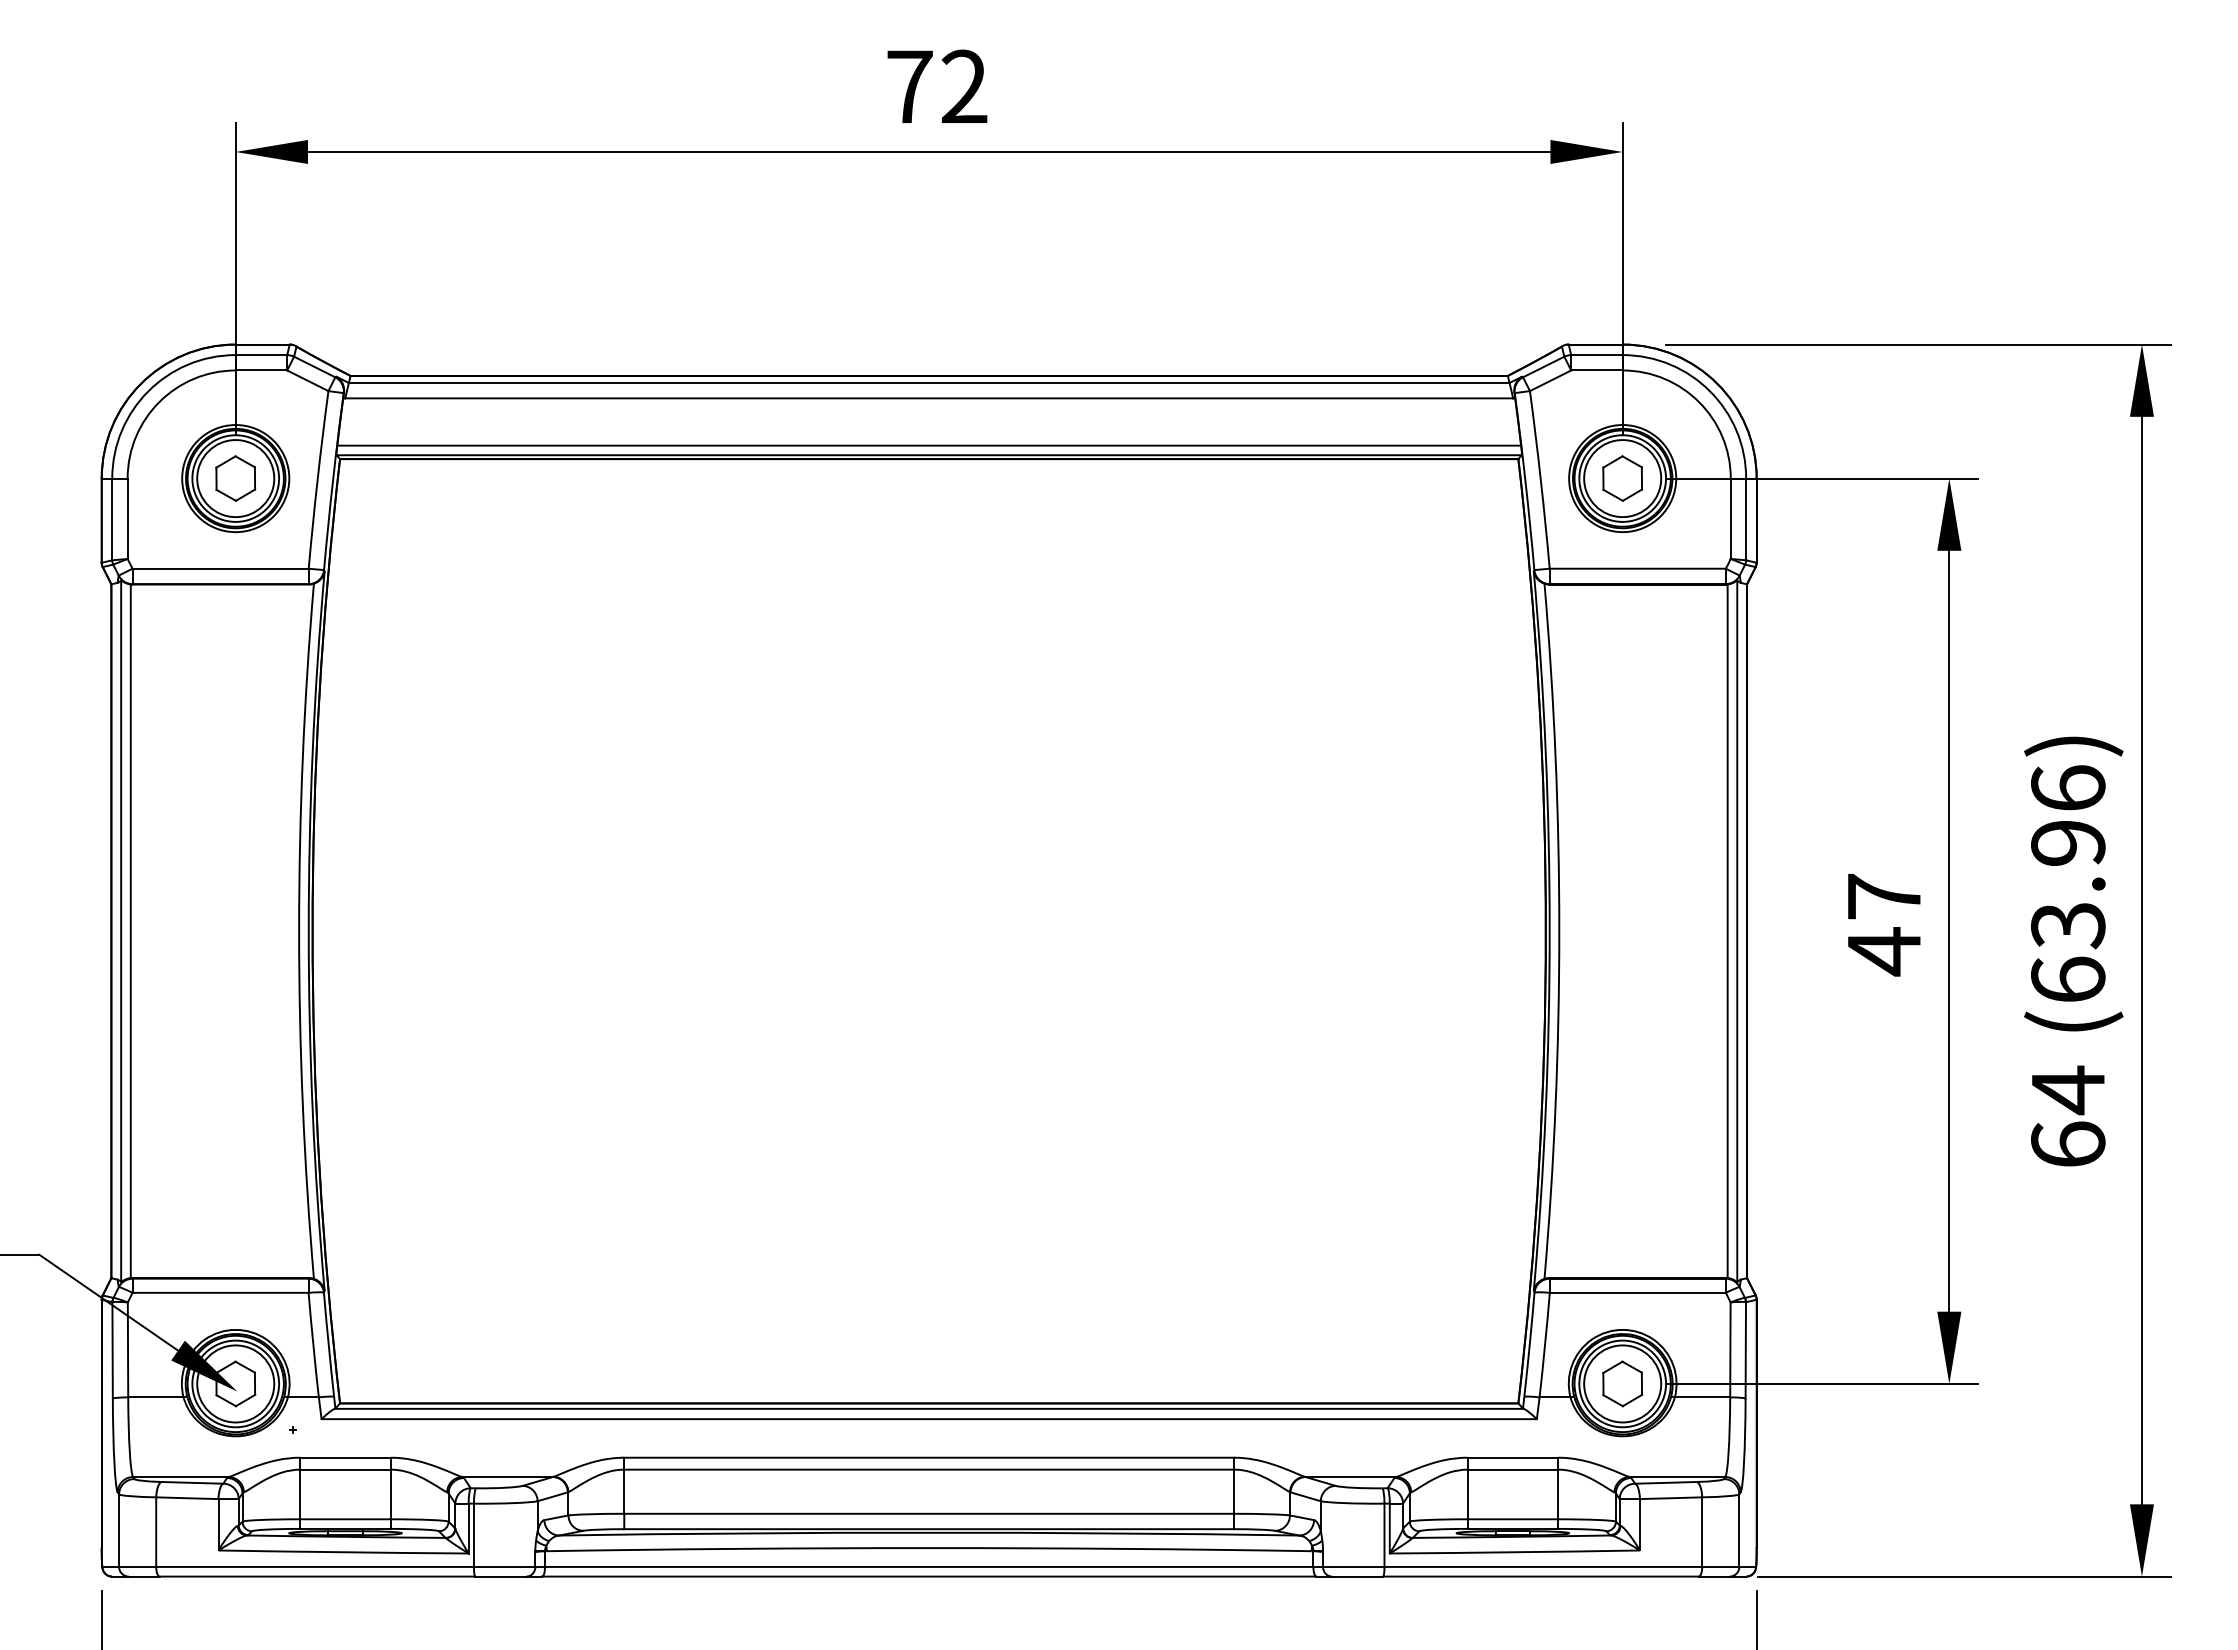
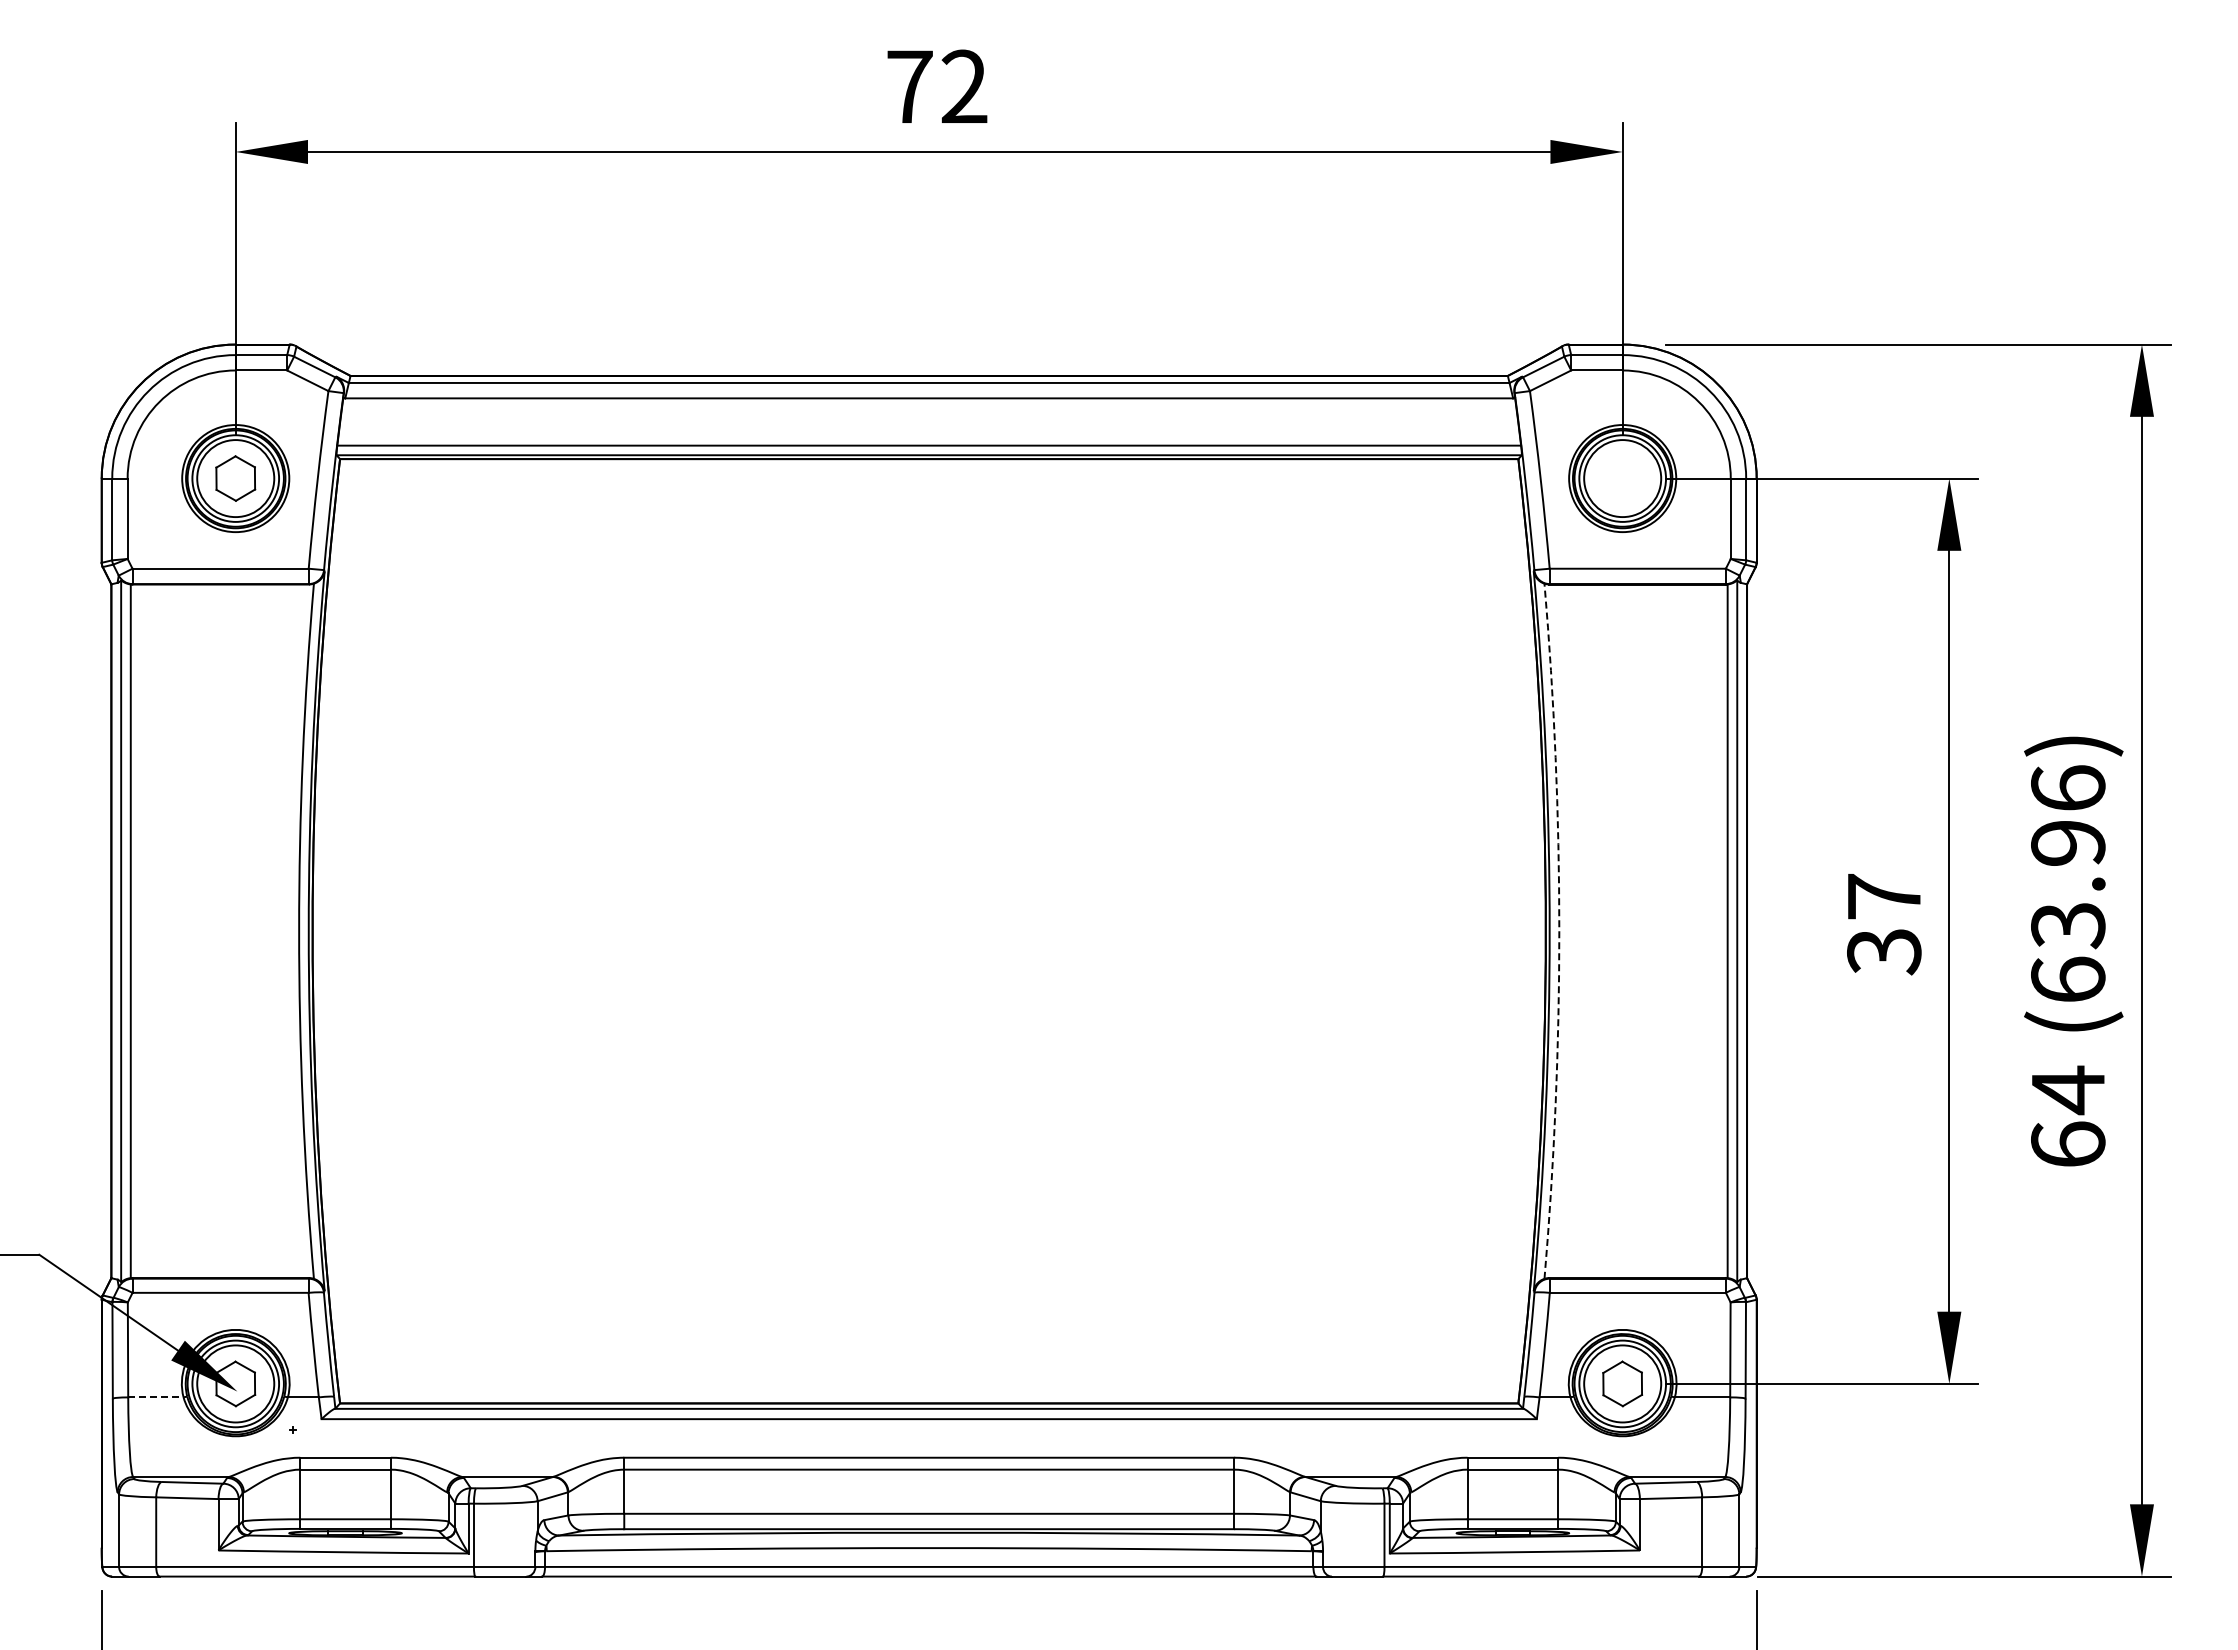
part: present -> none (1622, 478)
arc: solid -> dashed (1559, 931)
text: 47 -> 37 (1884, 951)
line: solid -> dashed (155, 1397)
